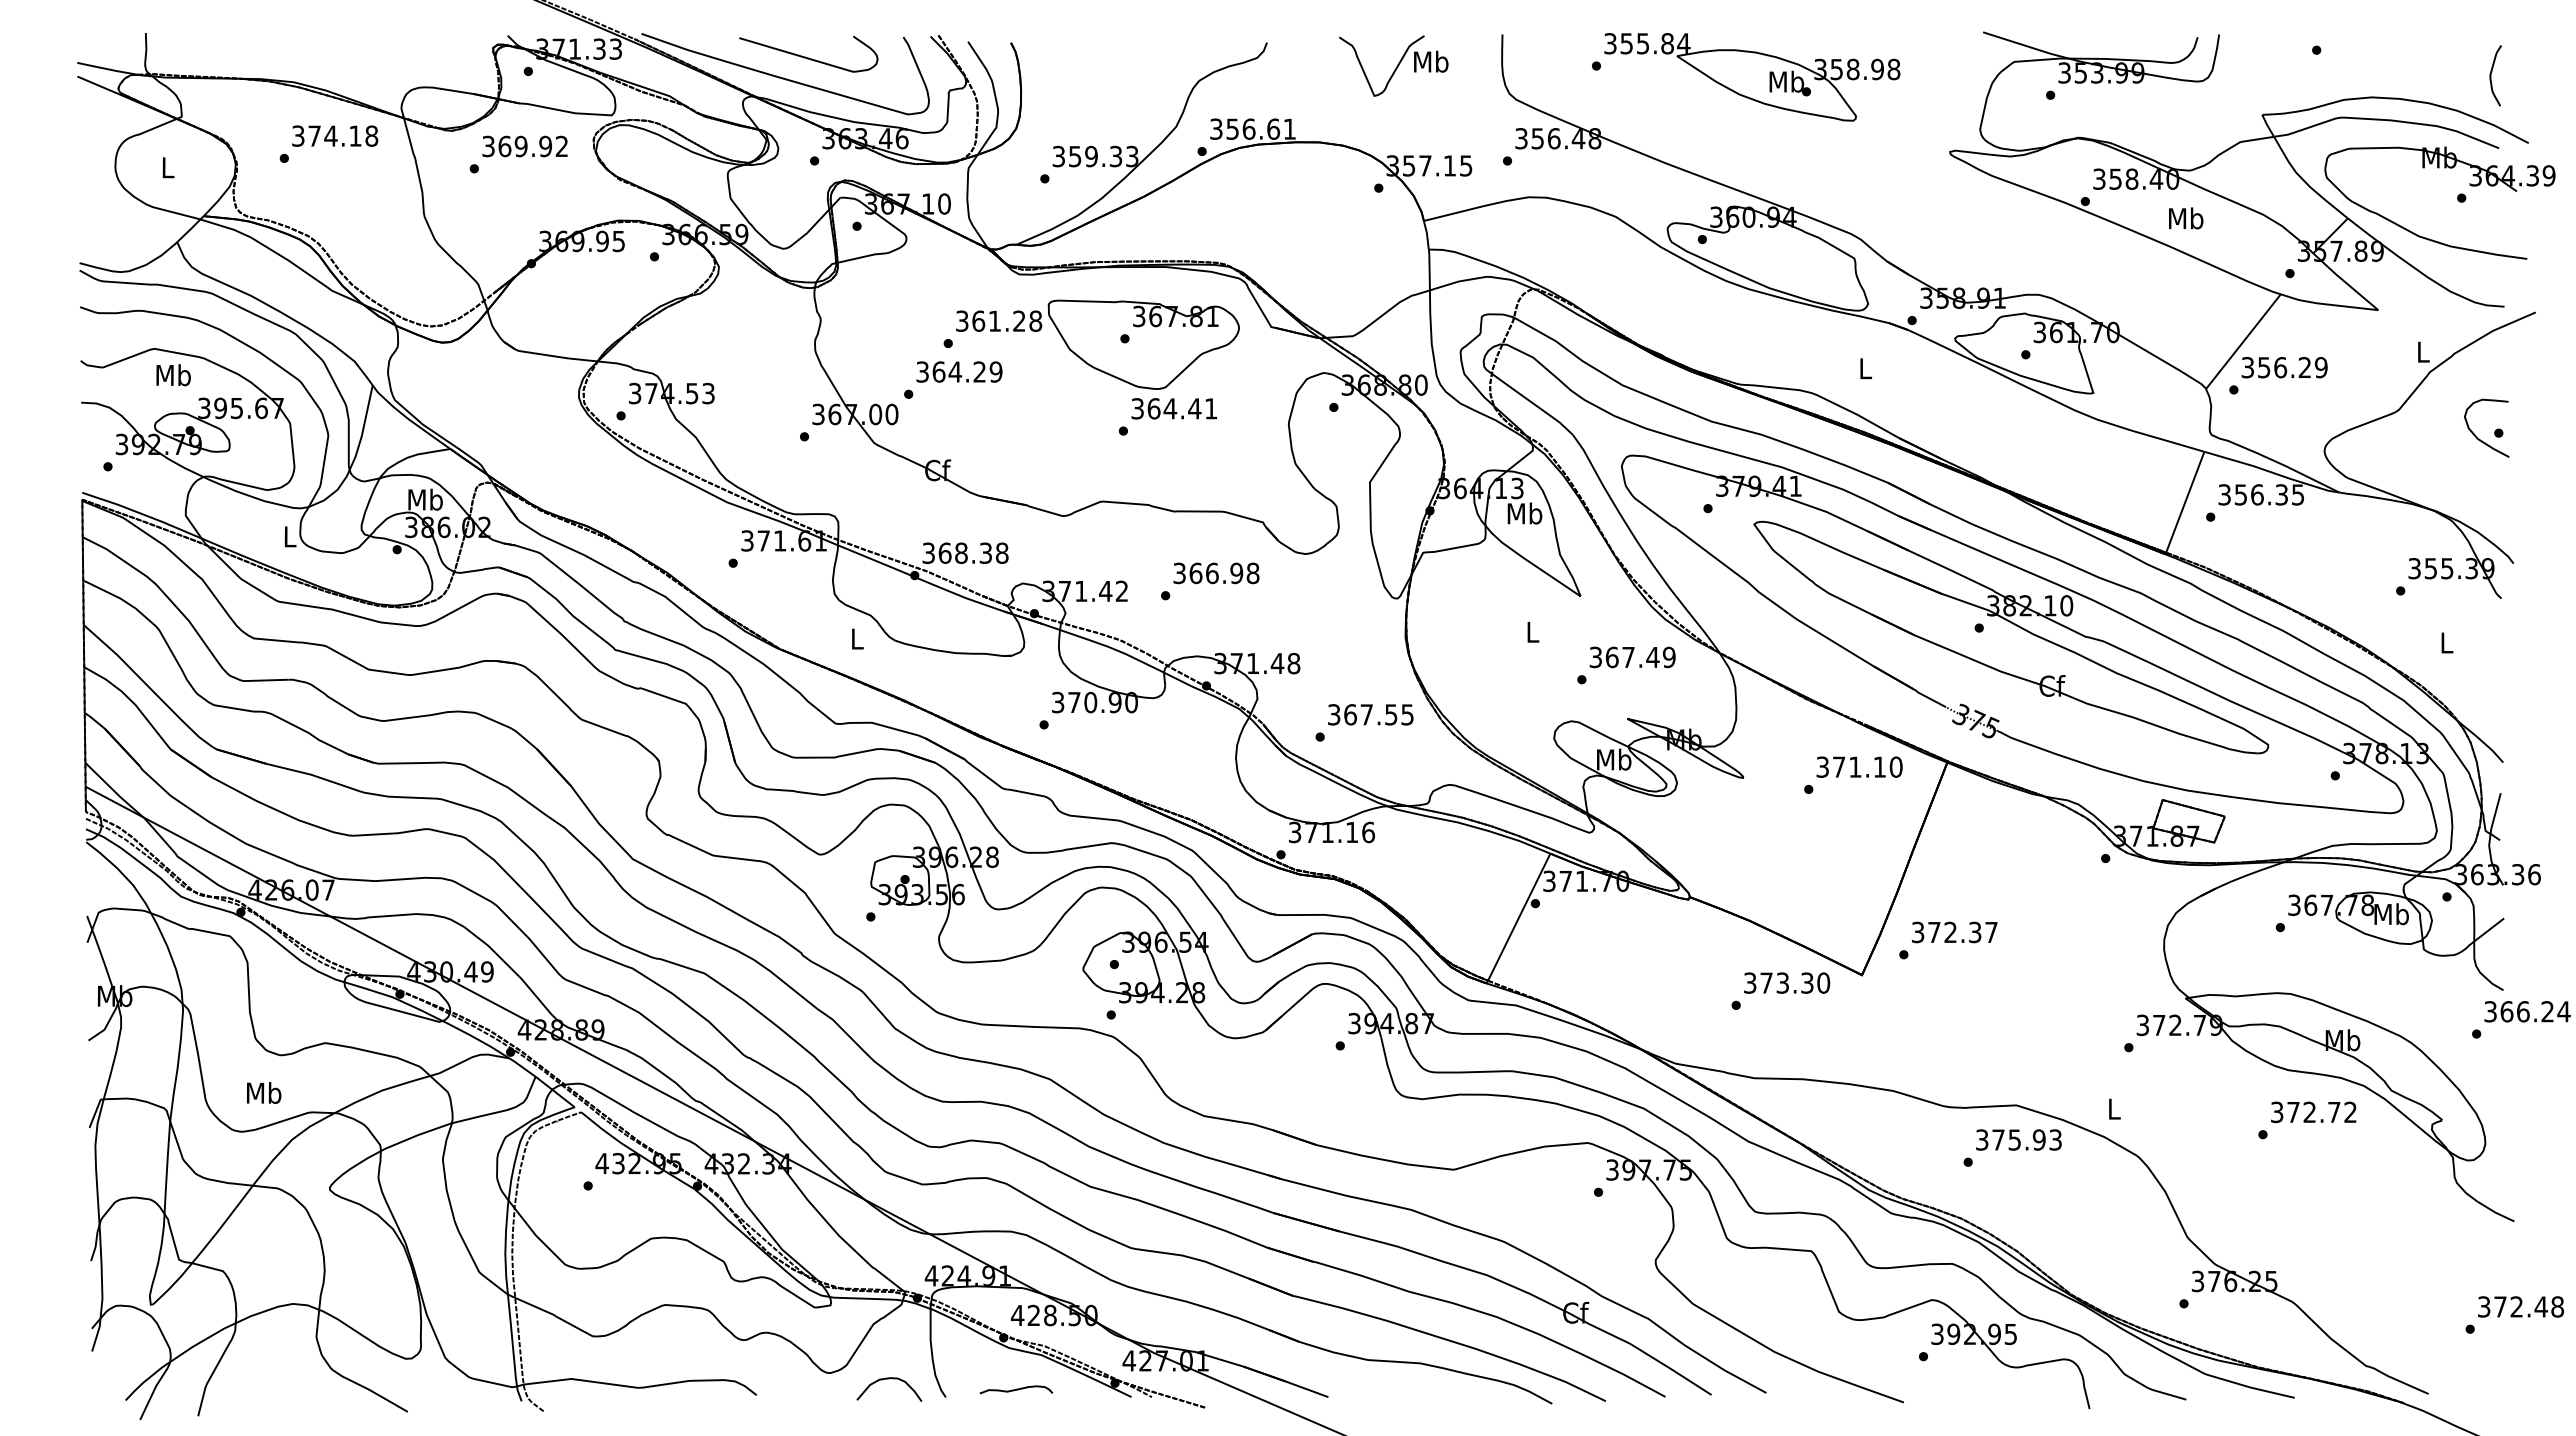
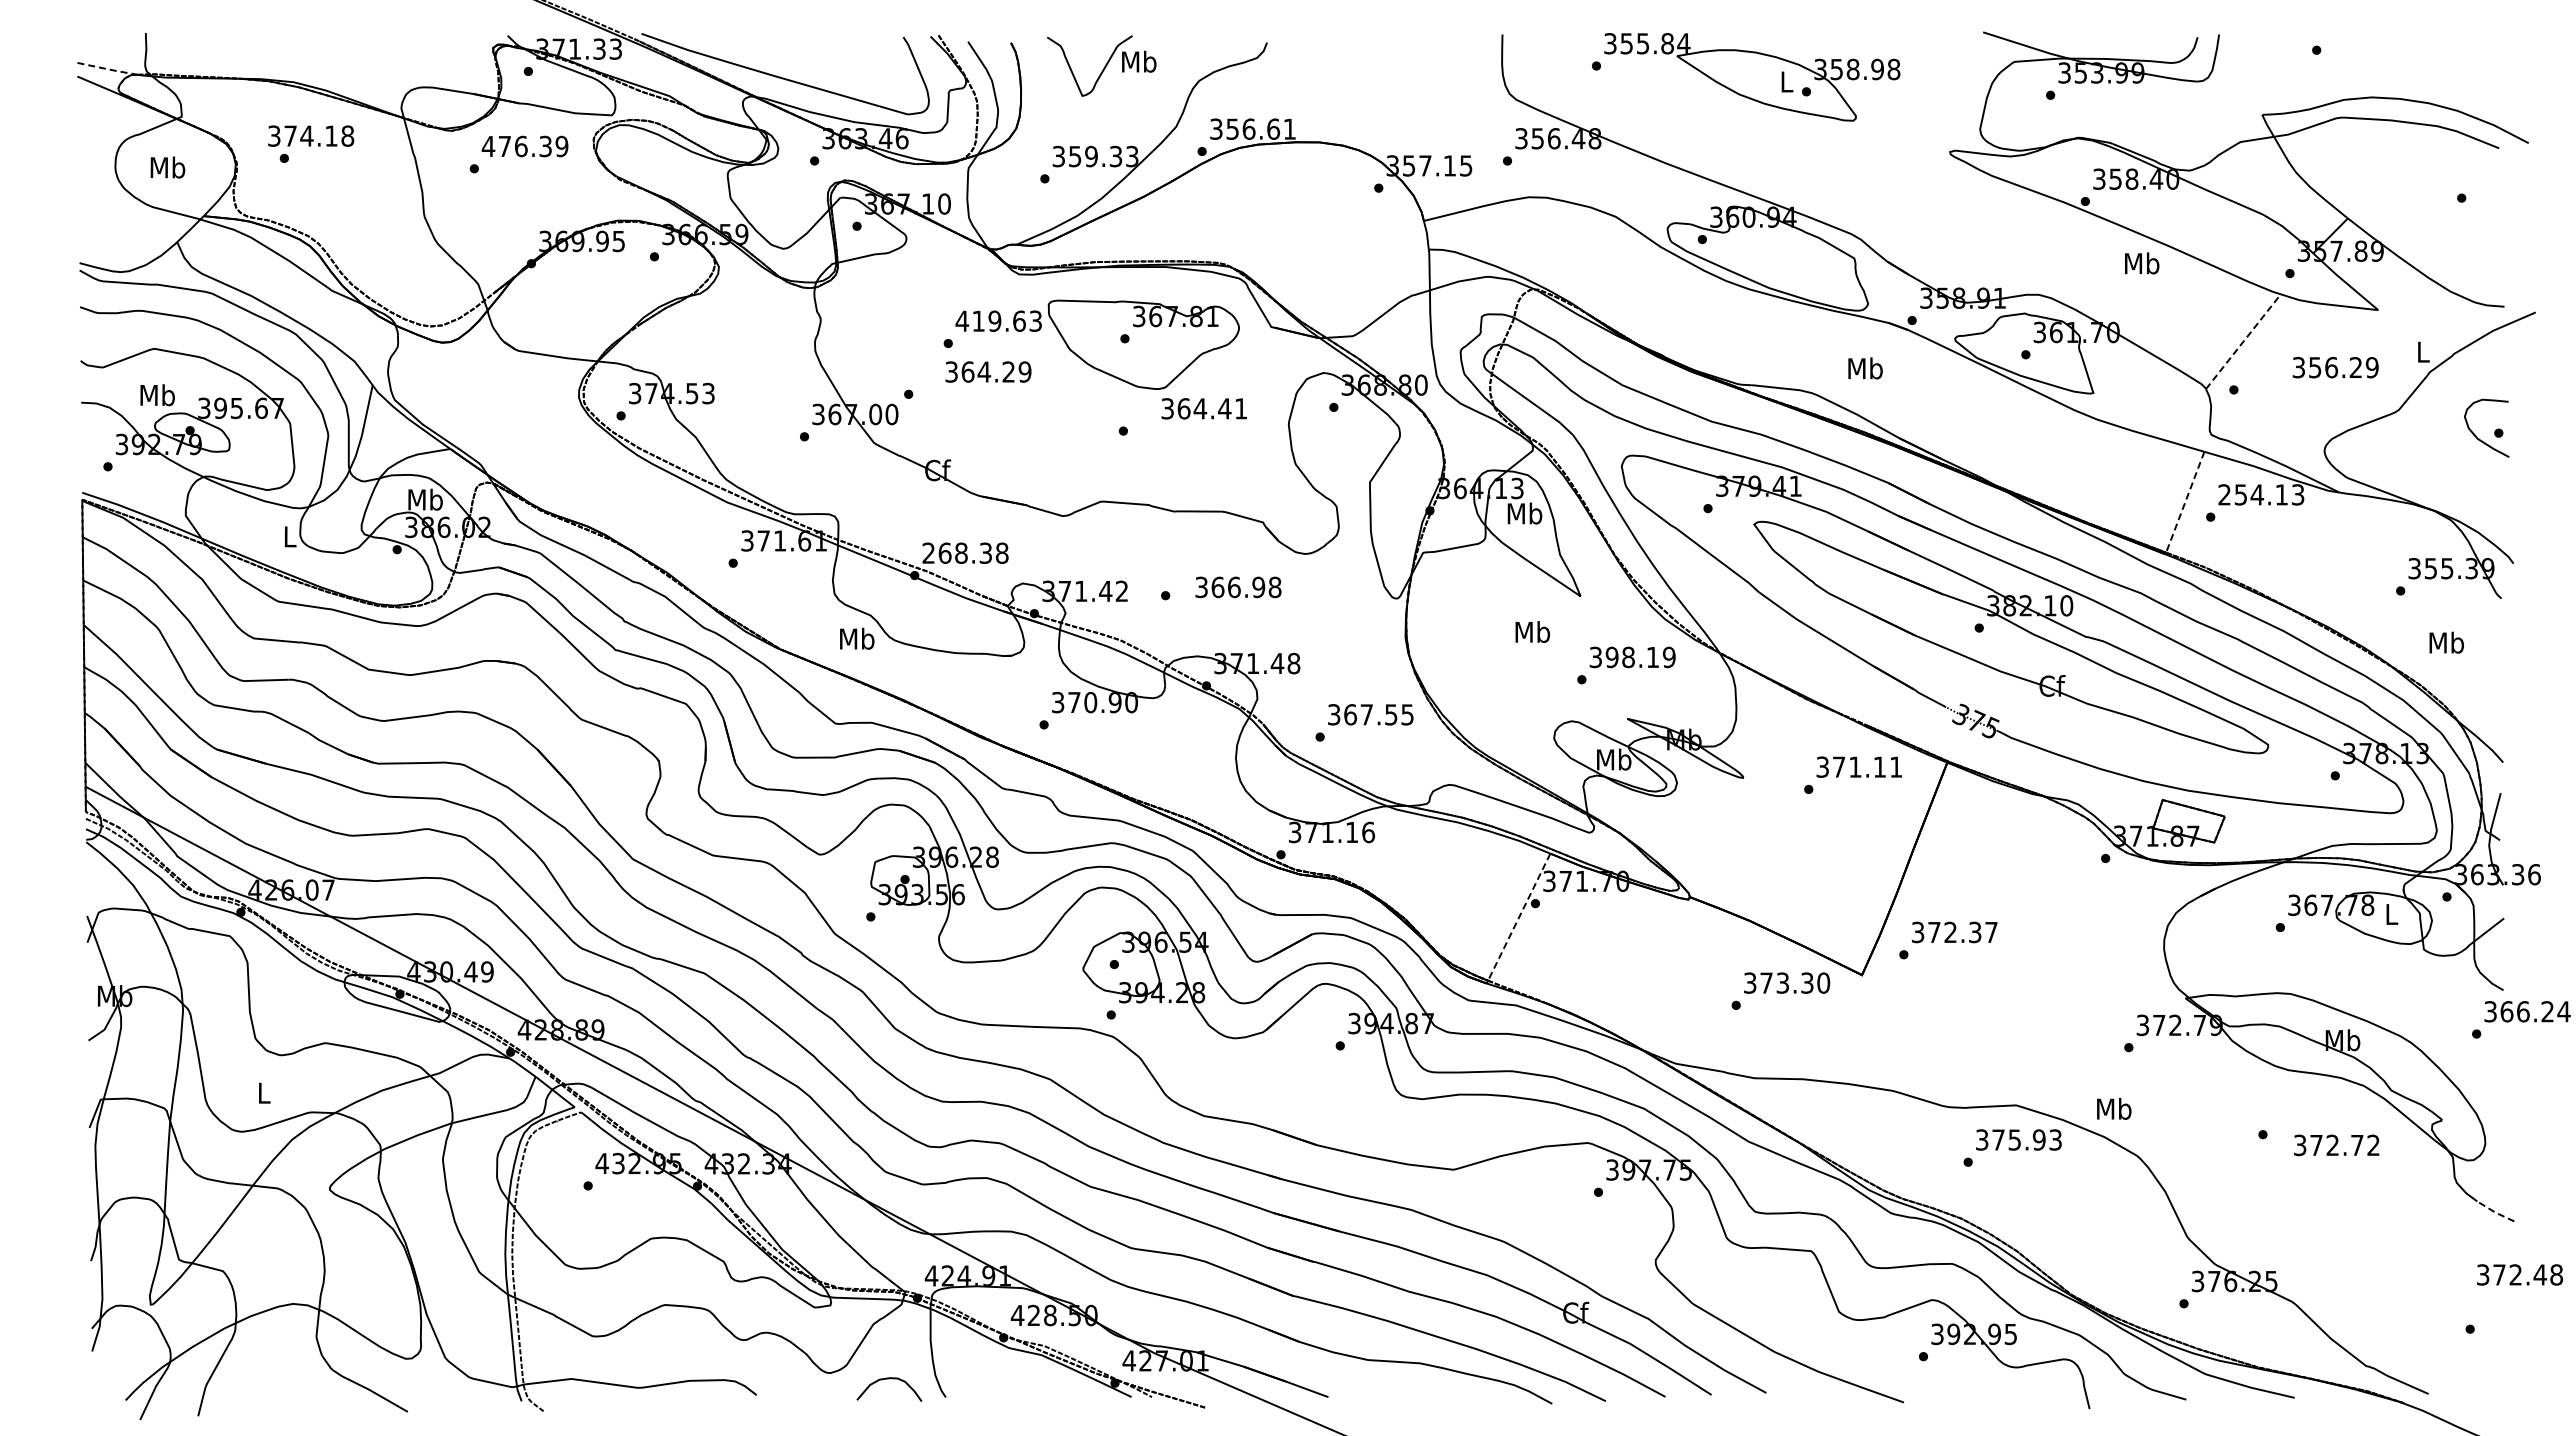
curve: present -> none (808, 57)
part position: (1393, 65) -> (1101, 65) (1101, 65)
line: solid -> dashed (107, 69)
curve: present -> none (2491, 75)
text: Mb -> L (1786, 81)
text position: (335, 135) -> (311, 135) (311, 135)
text: 369.92 -> 476.39 (524, 146)
text: L -> Mb (167, 167)
part: present -> none (2439, 168)
text position: (2186, 218) -> (2142, 263) (2142, 263)
text: 361.28 -> 419.63 (998, 320)
line: solid -> dashed (2243, 341)
text position: (2284, 367) -> (2335, 367) (2335, 367)
text: L -> Mb (1865, 368)
text position: (959, 371) -> (988, 371) (988, 371)
text position: (173, 375) -> (157, 395) (157, 395)
text position: (1173, 408) -> (1203, 408) (1203, 408)
text: 356.35 -> 254.13 (2261, 494)
line: solid -> dashed (2184, 503)
text: 368.38 -> 268.38 (928, 553)
text position: (1216, 573) -> (1238, 587) (1238, 587)
text: L -> Mb (1532, 631)
text: L -> Mb (857, 638)
text: L -> Mb (2446, 642)
text: 367.49 -> 398.19 (1632, 657)
text: 371.10 -> 371.11 (1895, 766)
text: Mb -> L (2391, 914)
line: solid -> dashed (1519, 917)
text: Mb -> L (263, 1092)
text: L -> Mb (2114, 1108)
text position: (2313, 1112) -> (2336, 1145) (2336, 1145)
line: solid -> dashed (2495, 1212)
text position: (2520, 1306) -> (2519, 1274) (2519, 1274)
curve: present -> none (1016, 1389)
